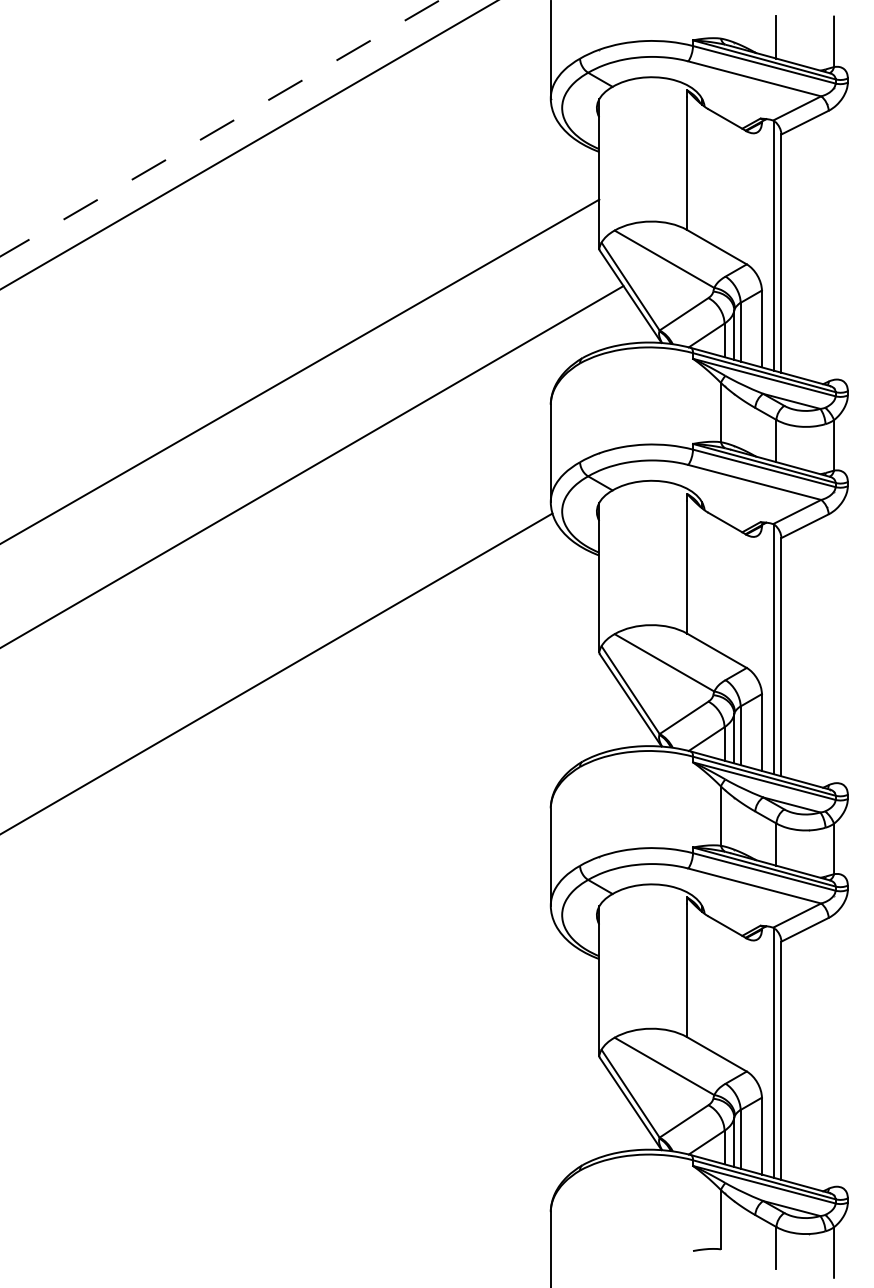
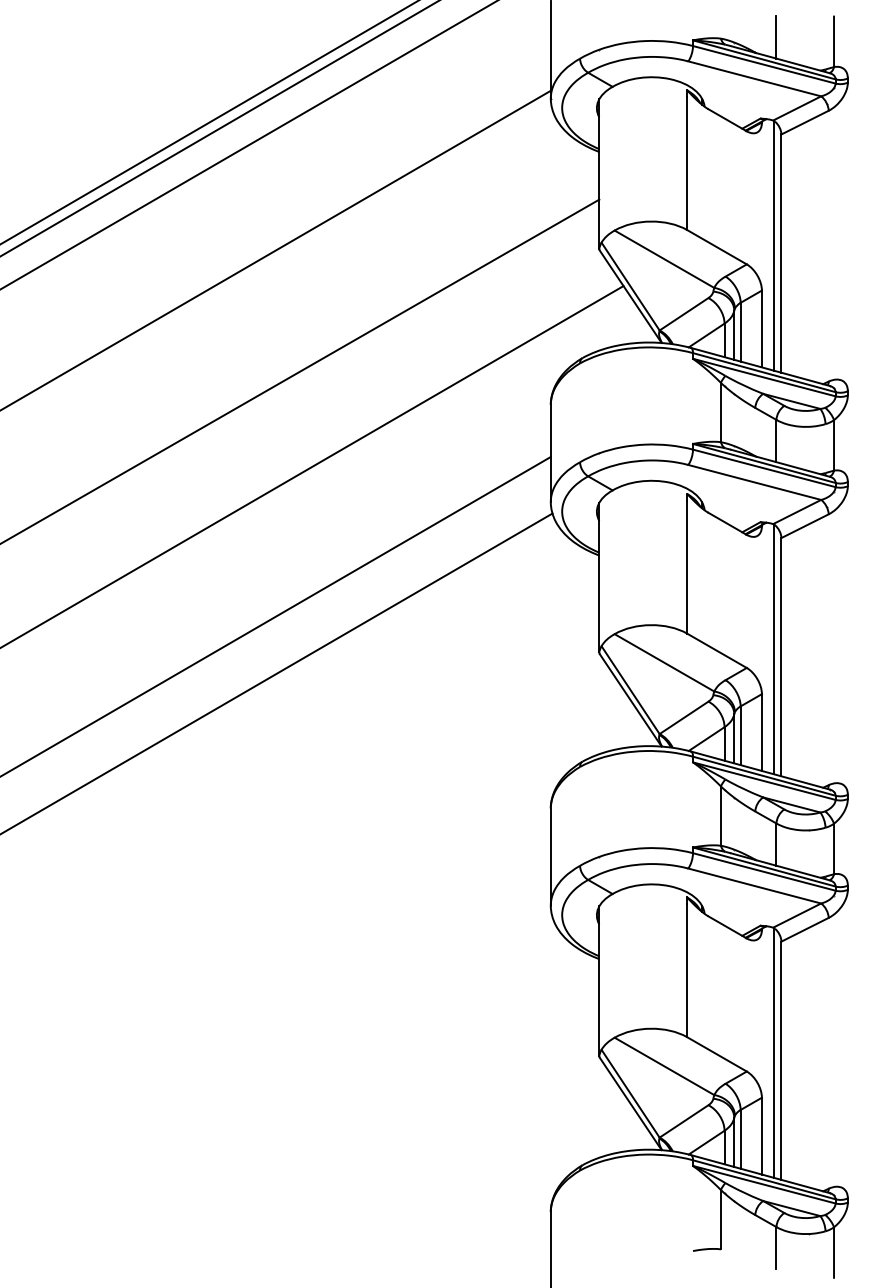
line: none -> present (208, 122)
line: dashed -> solid (220, 128)
line: none -> present (276, 249)
line: none -> present (276, 616)
